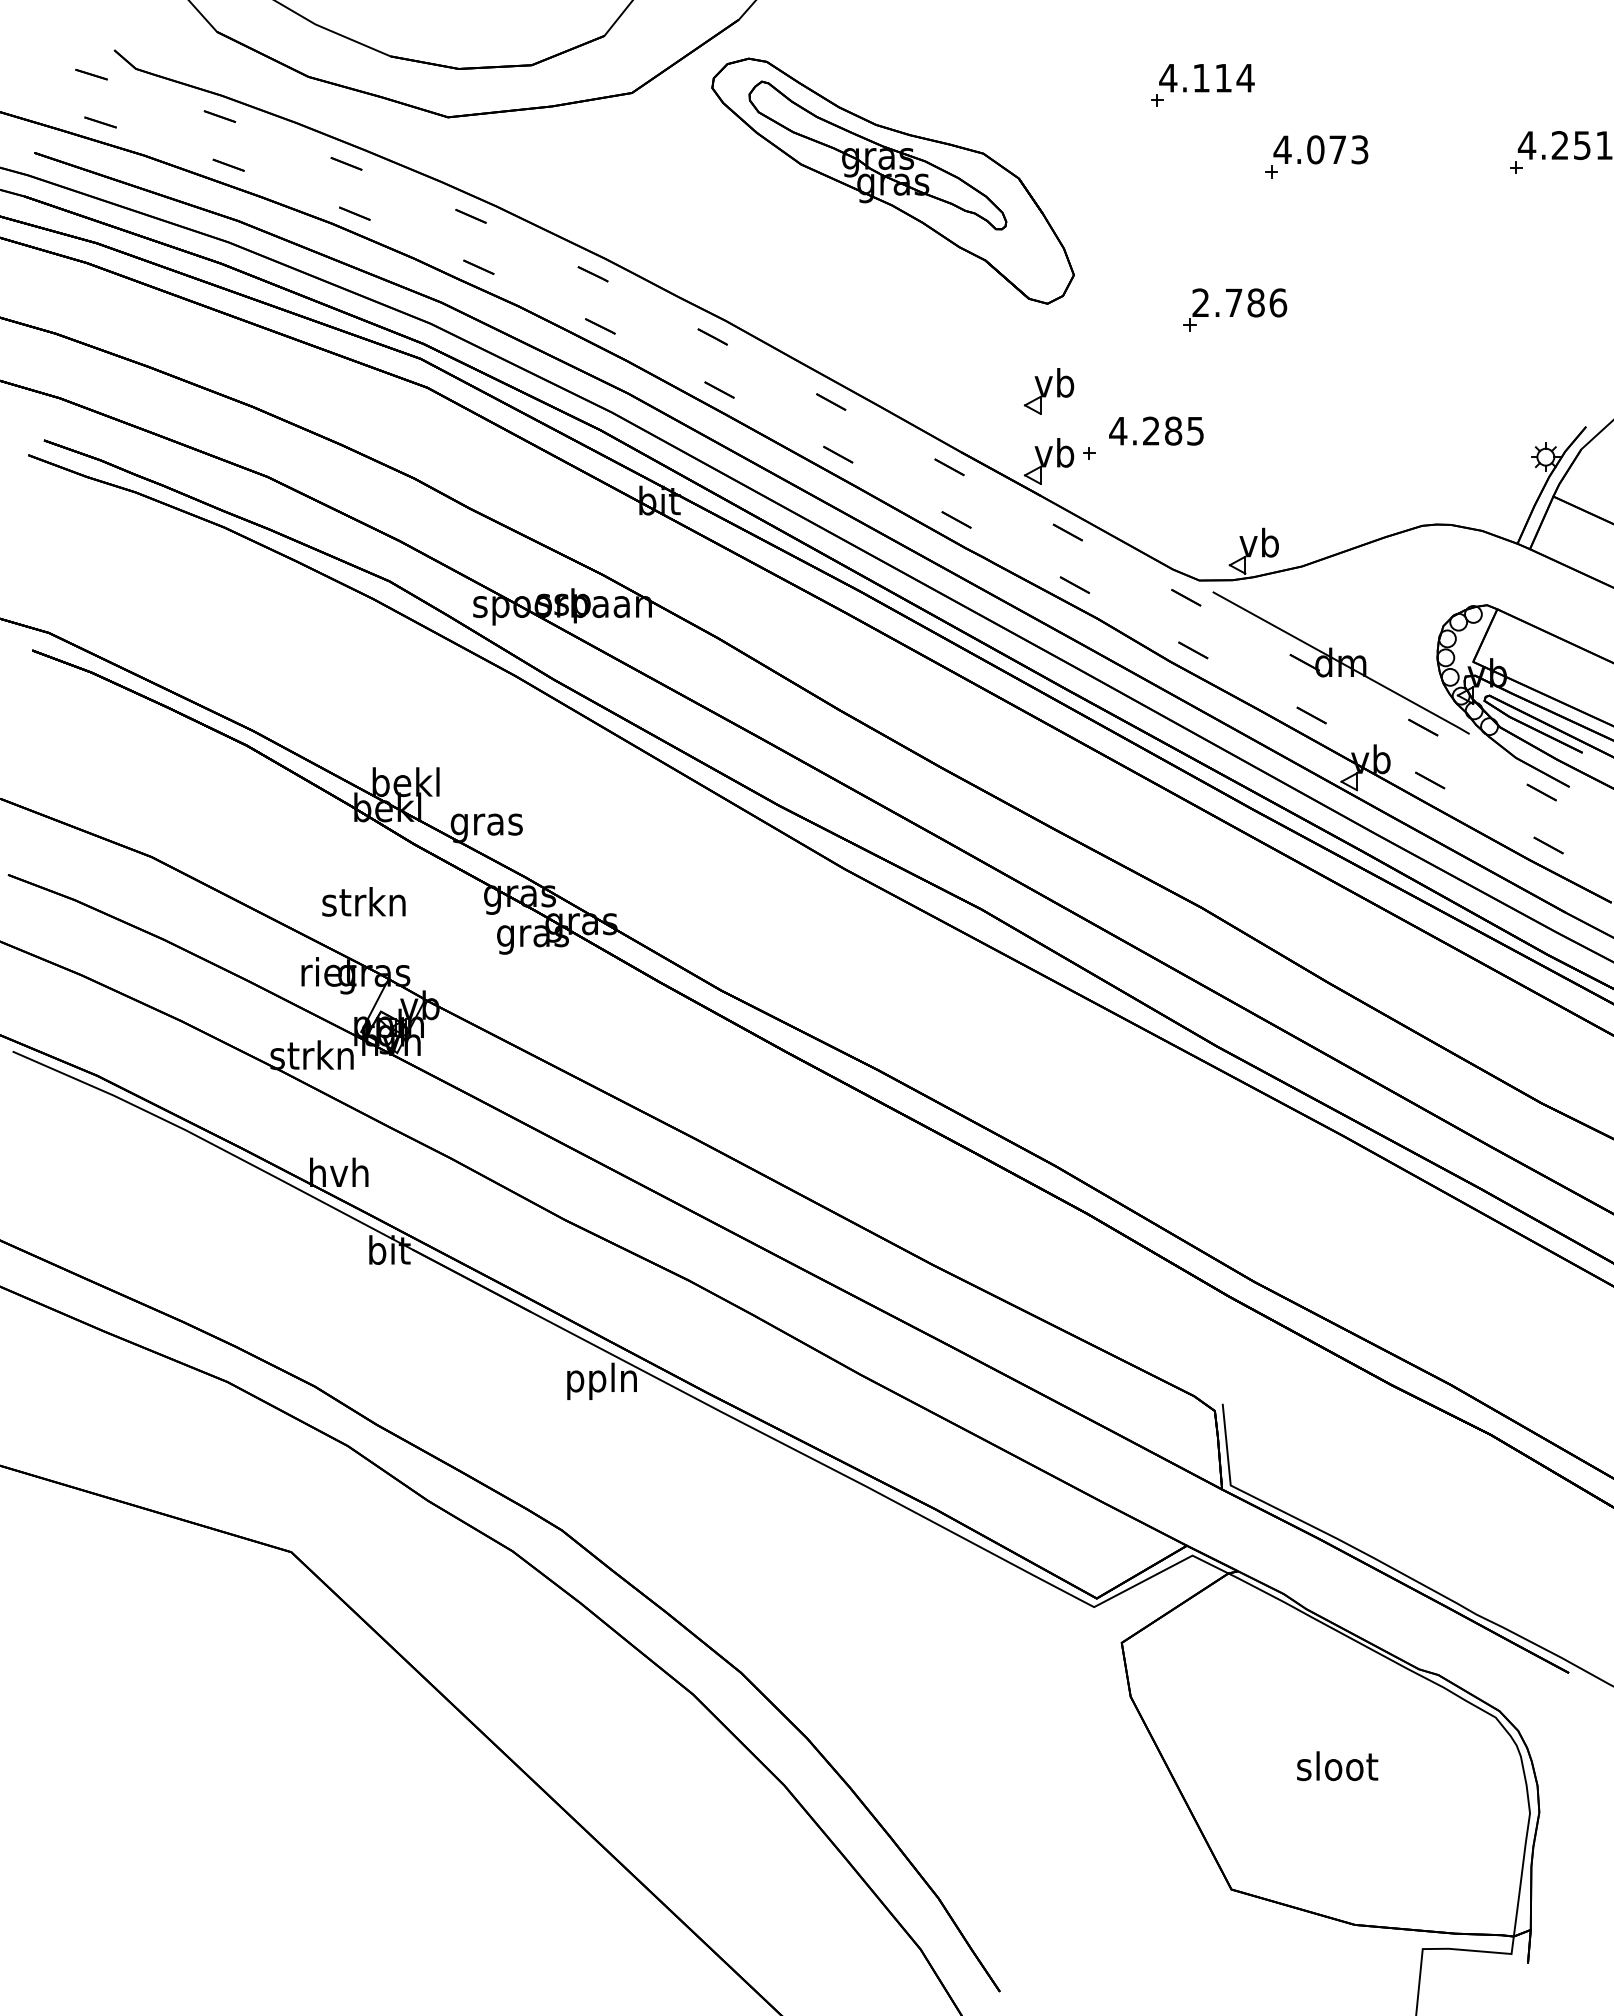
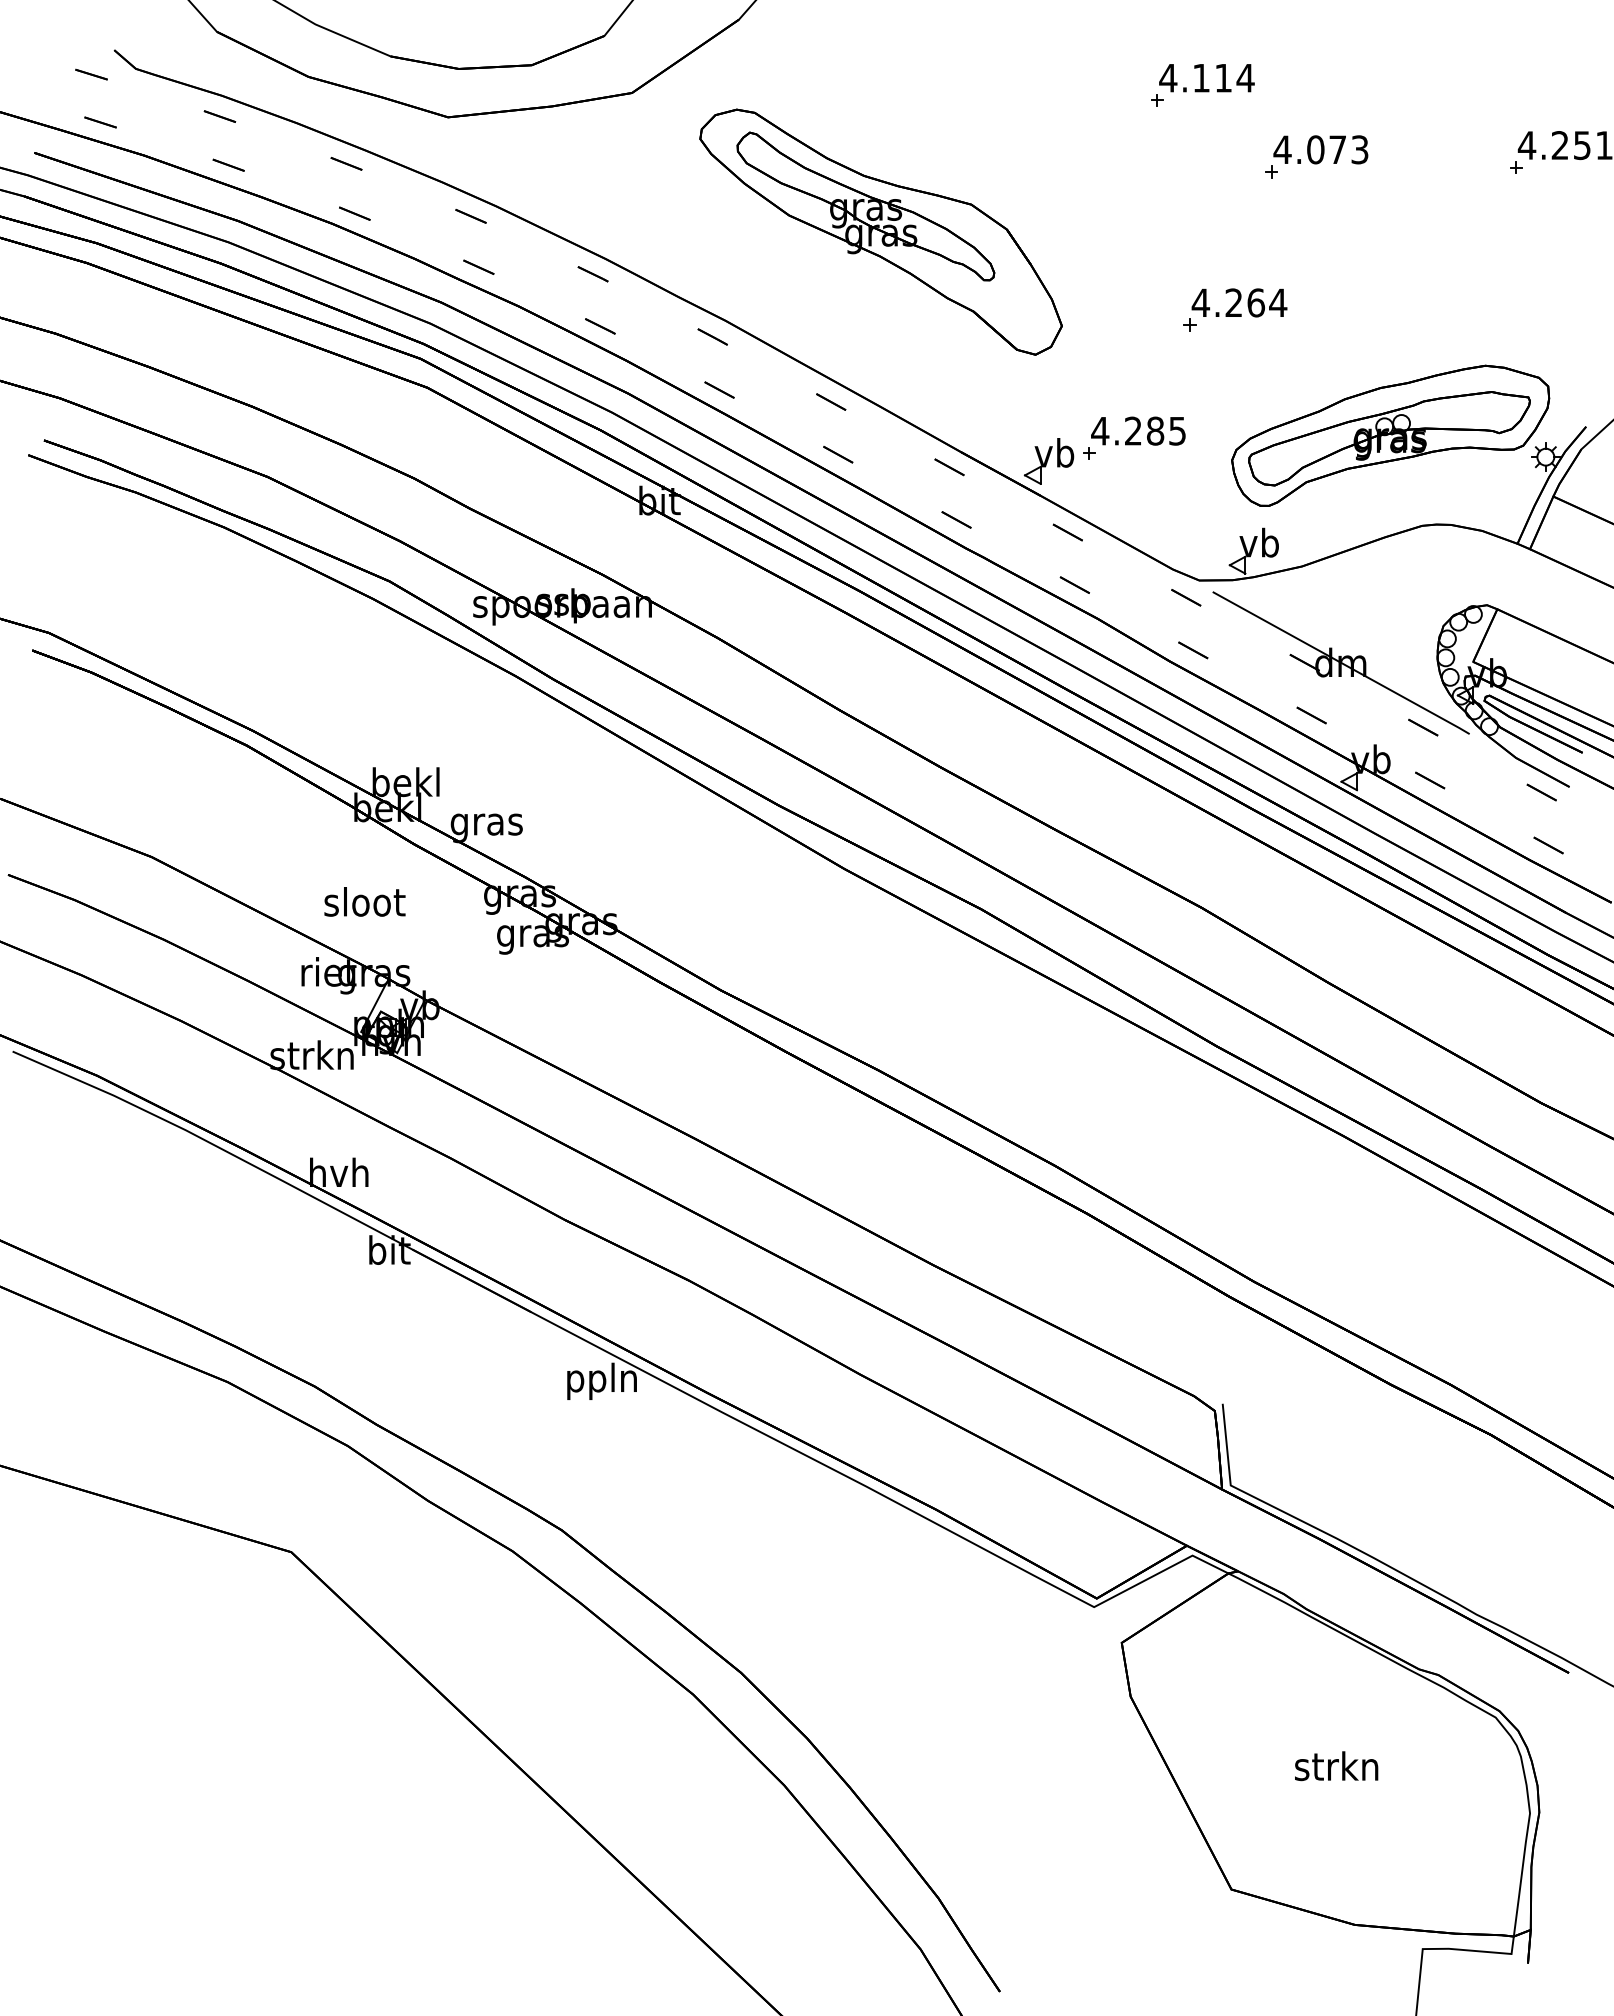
part position: (892, 180) -> (880, 231) (880, 231)
text: 2.786 -> 4.264 (1239, 302)
part: present -> none (1048, 391)
text position: (1156, 430) -> (1138, 430) (1138, 430)
part: none -> present (1390, 435)
text: strkn -> sloot (363, 901)
text: sloot -> strkn (1336, 1766)
